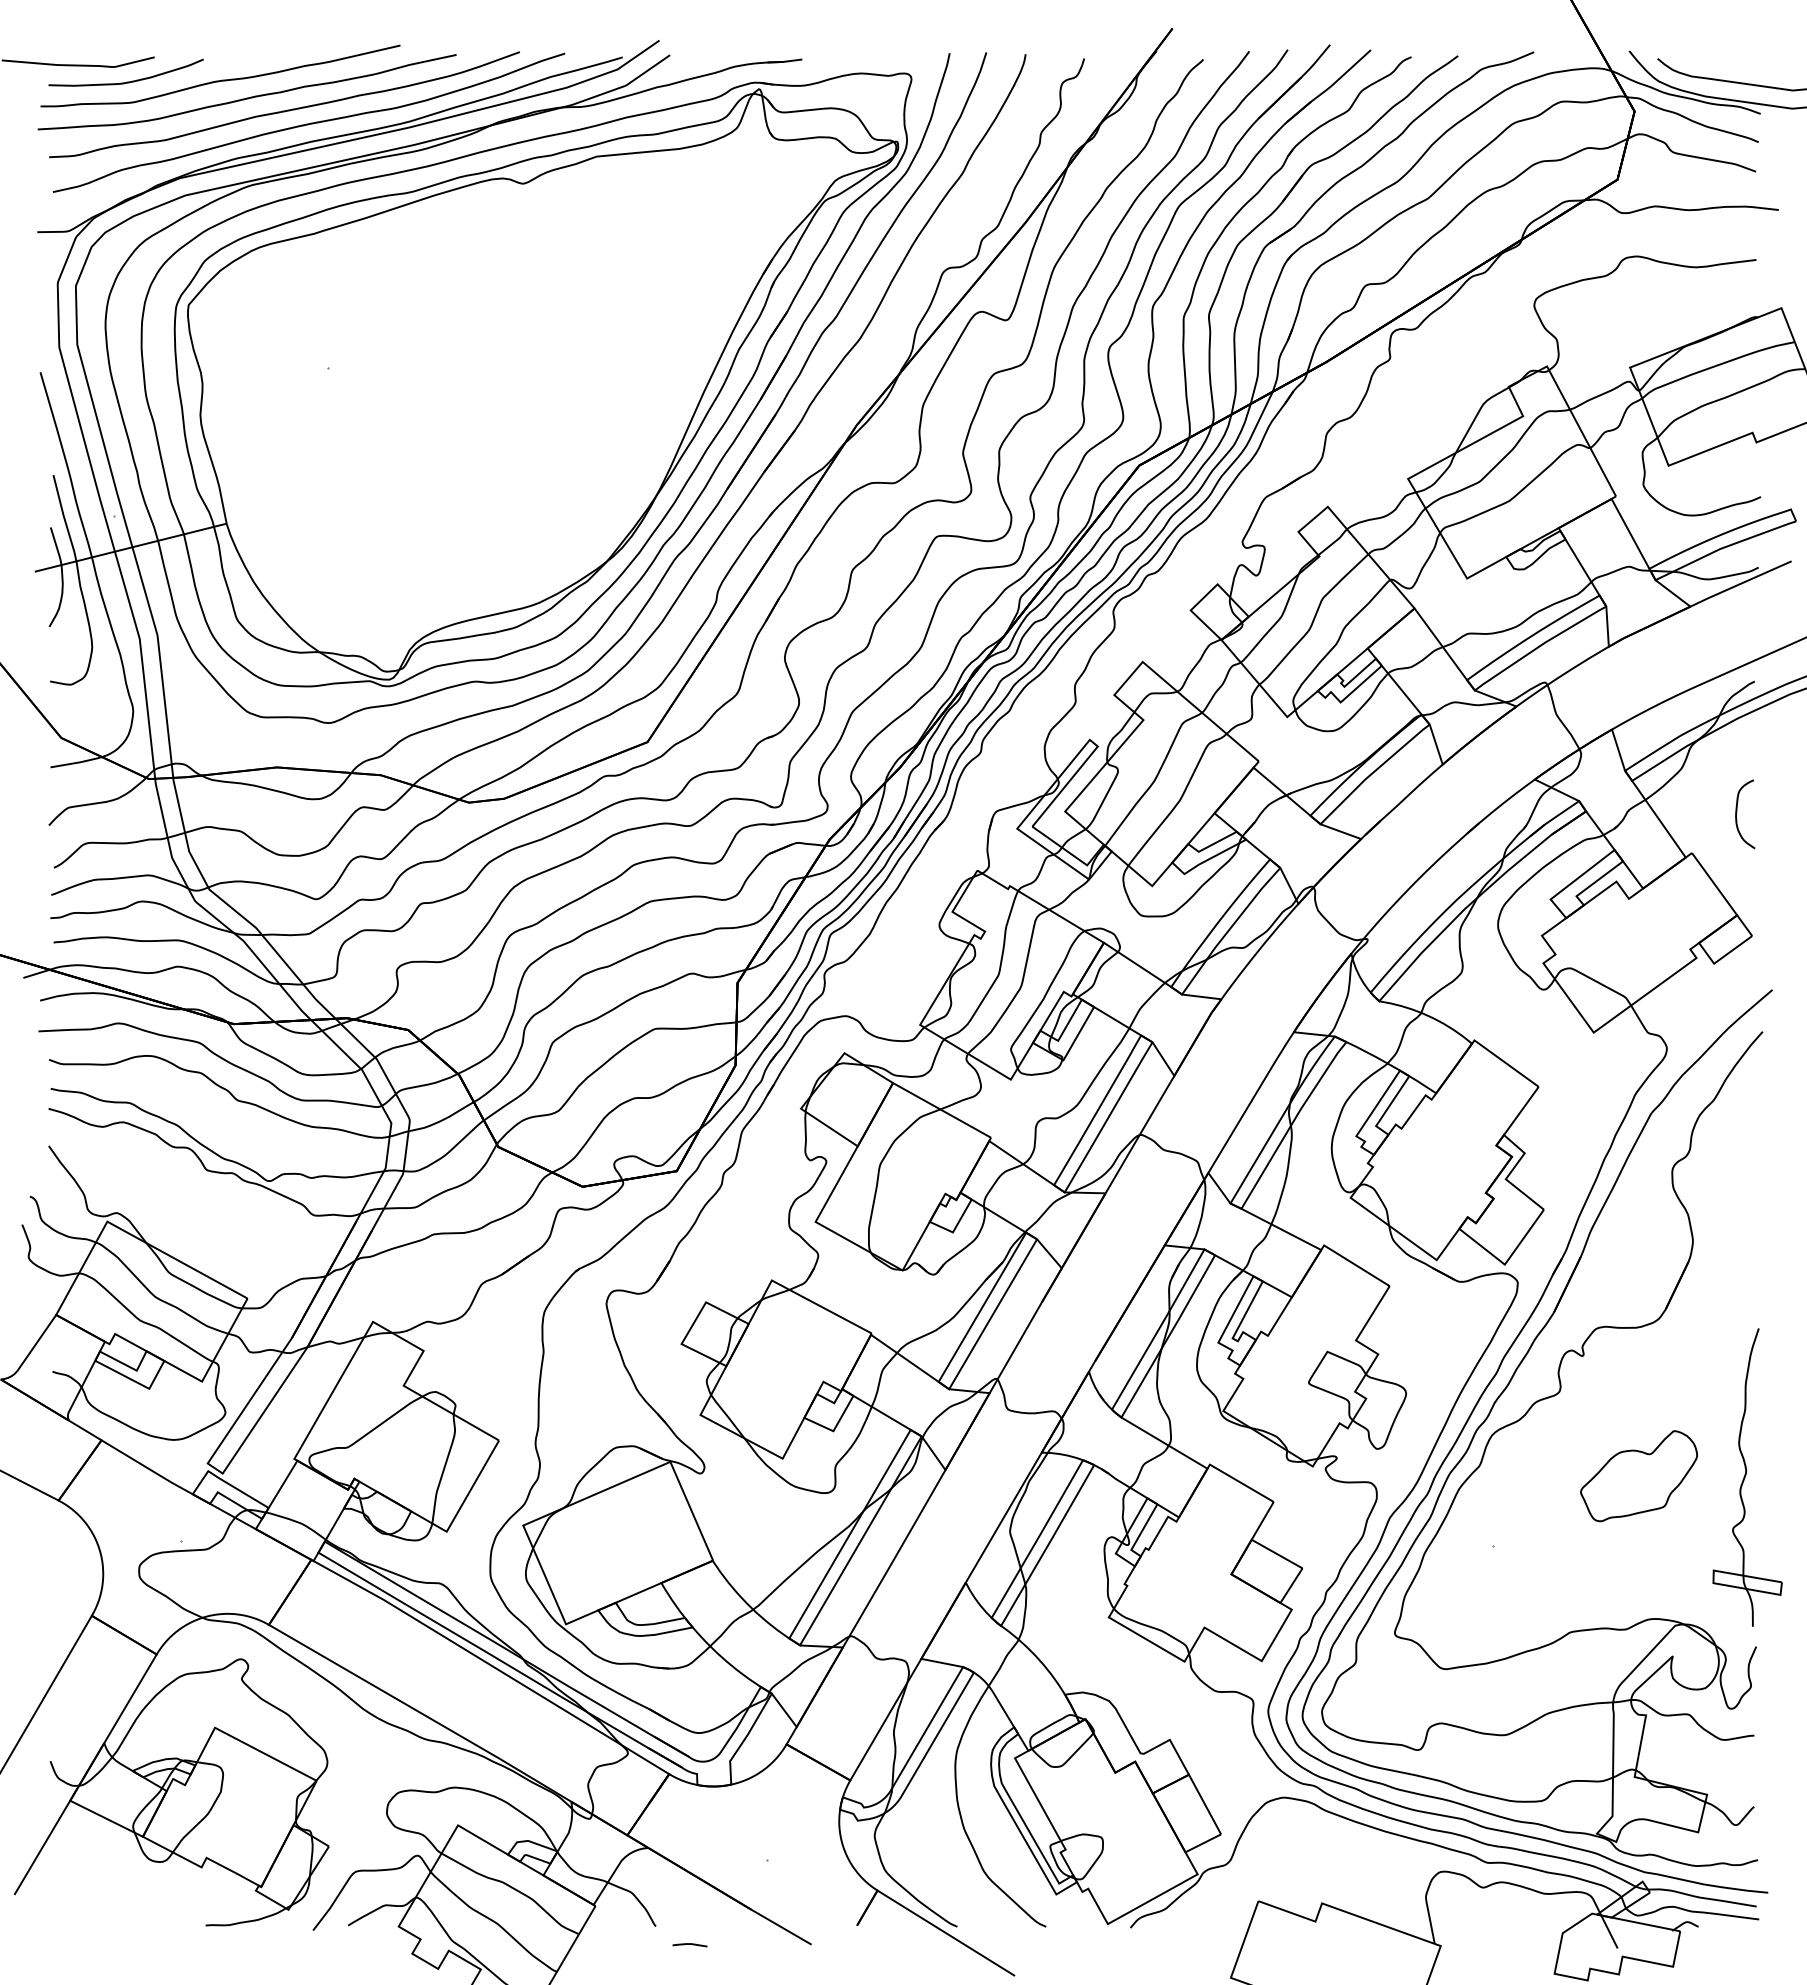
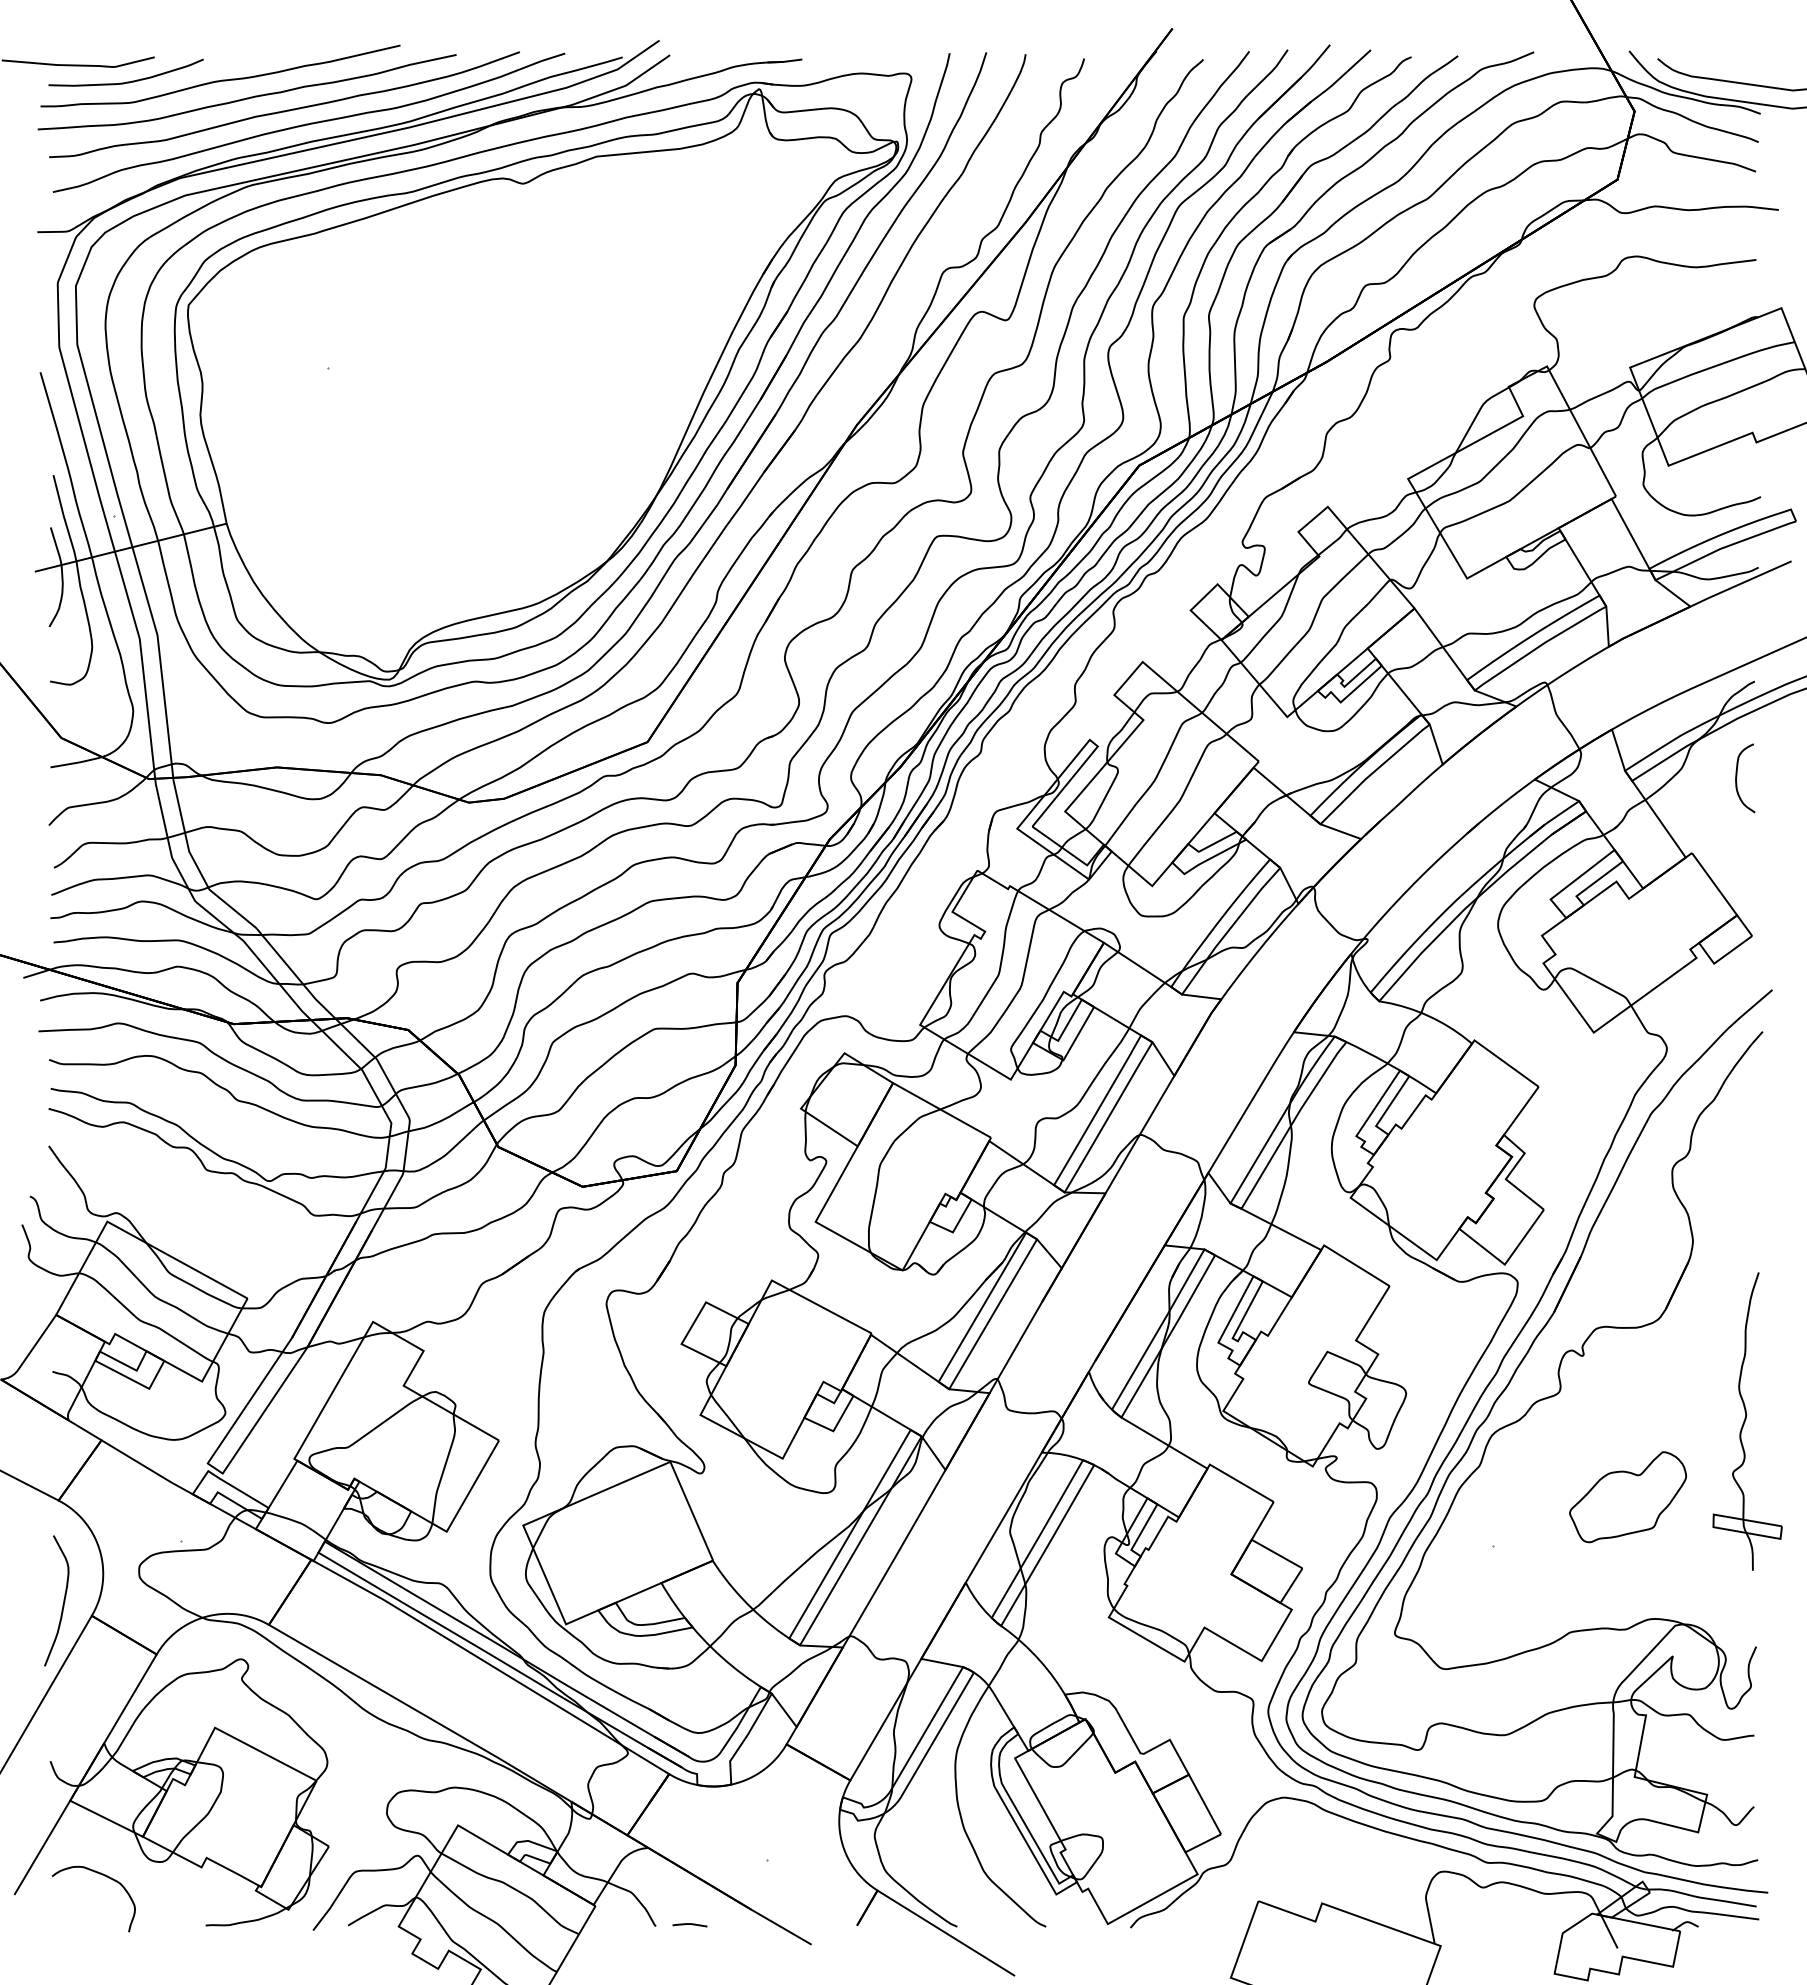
curve position: (1737, 812) -> (1737, 776) (1737, 776)
part position: (1638, 1476) -> (1627, 1497) (1627, 1497)
part position: (1747, 1477) -> (1747, 1421) (1747, 1421)
curve: none -> present (63, 1600)
curve: none -> present (104, 1876)
line position: (689, 1944) -> (689, 1924) (689, 1924)
